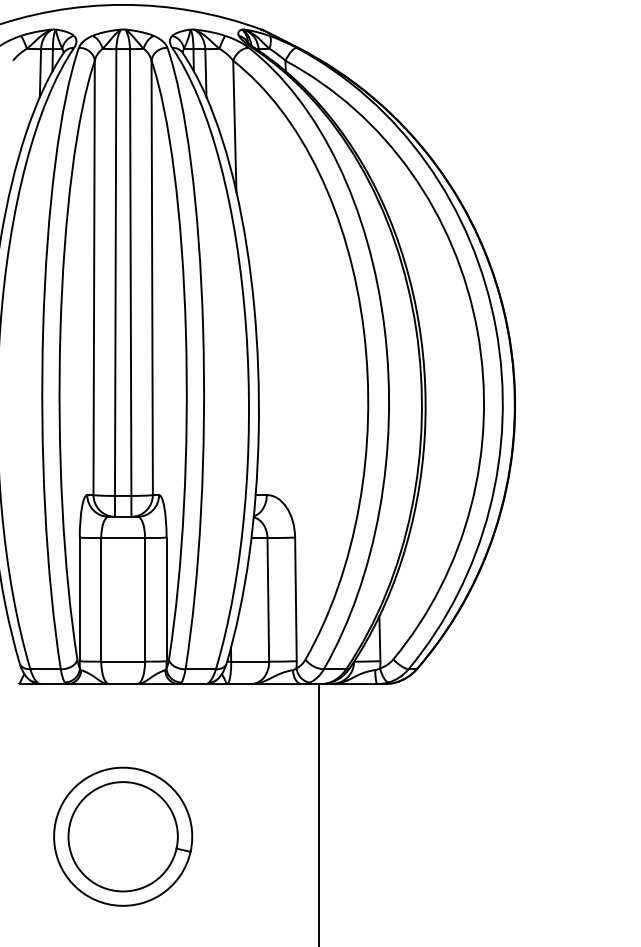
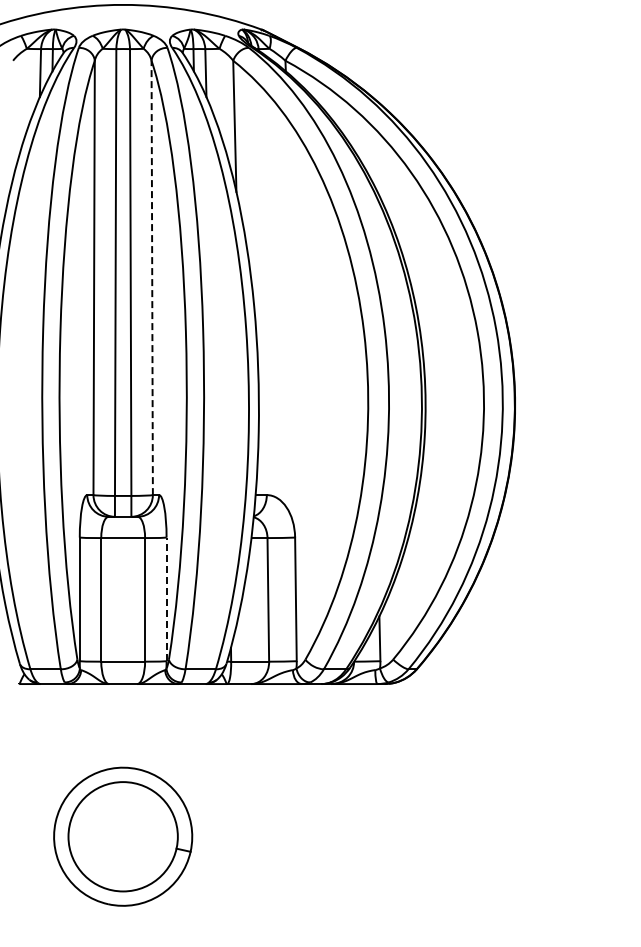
line: solid -> dashed (152, 277)
line: solid -> dashed (166, 599)
line: present -> none (318, 813)
